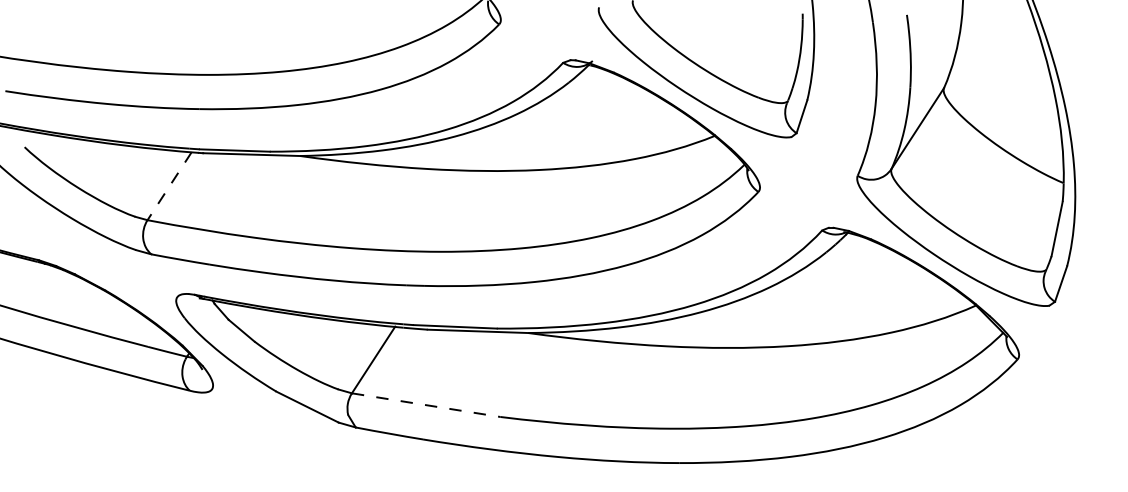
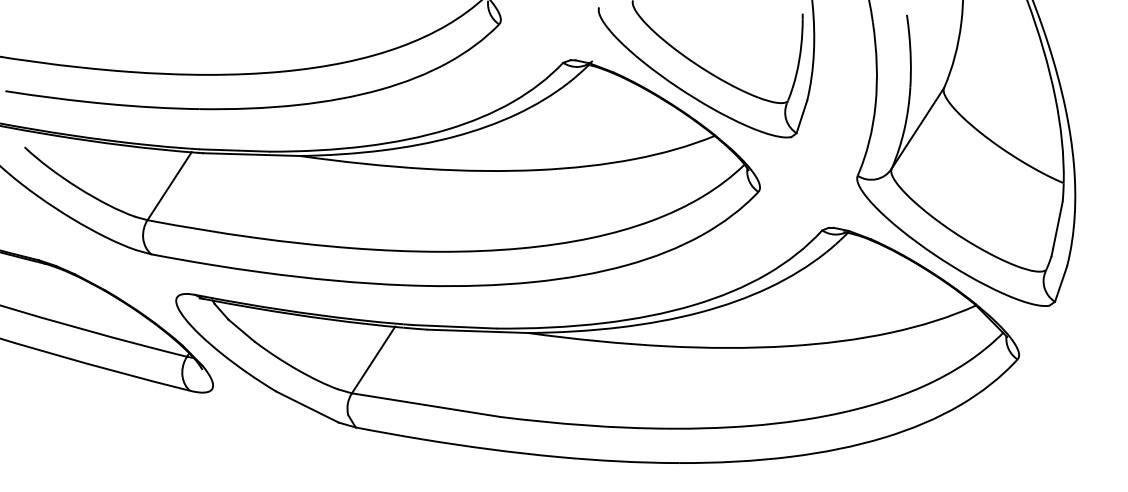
line: dashed -> solid (169, 186)
line: dashed -> solid (426, 405)
